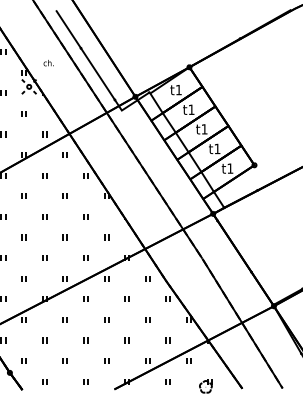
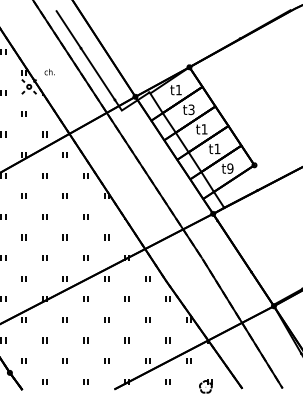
text position: (48, 63) -> (49, 72) (49, 72)
text: t1 -> t3 (191, 109)
text: t1 -> t9 (230, 168)
